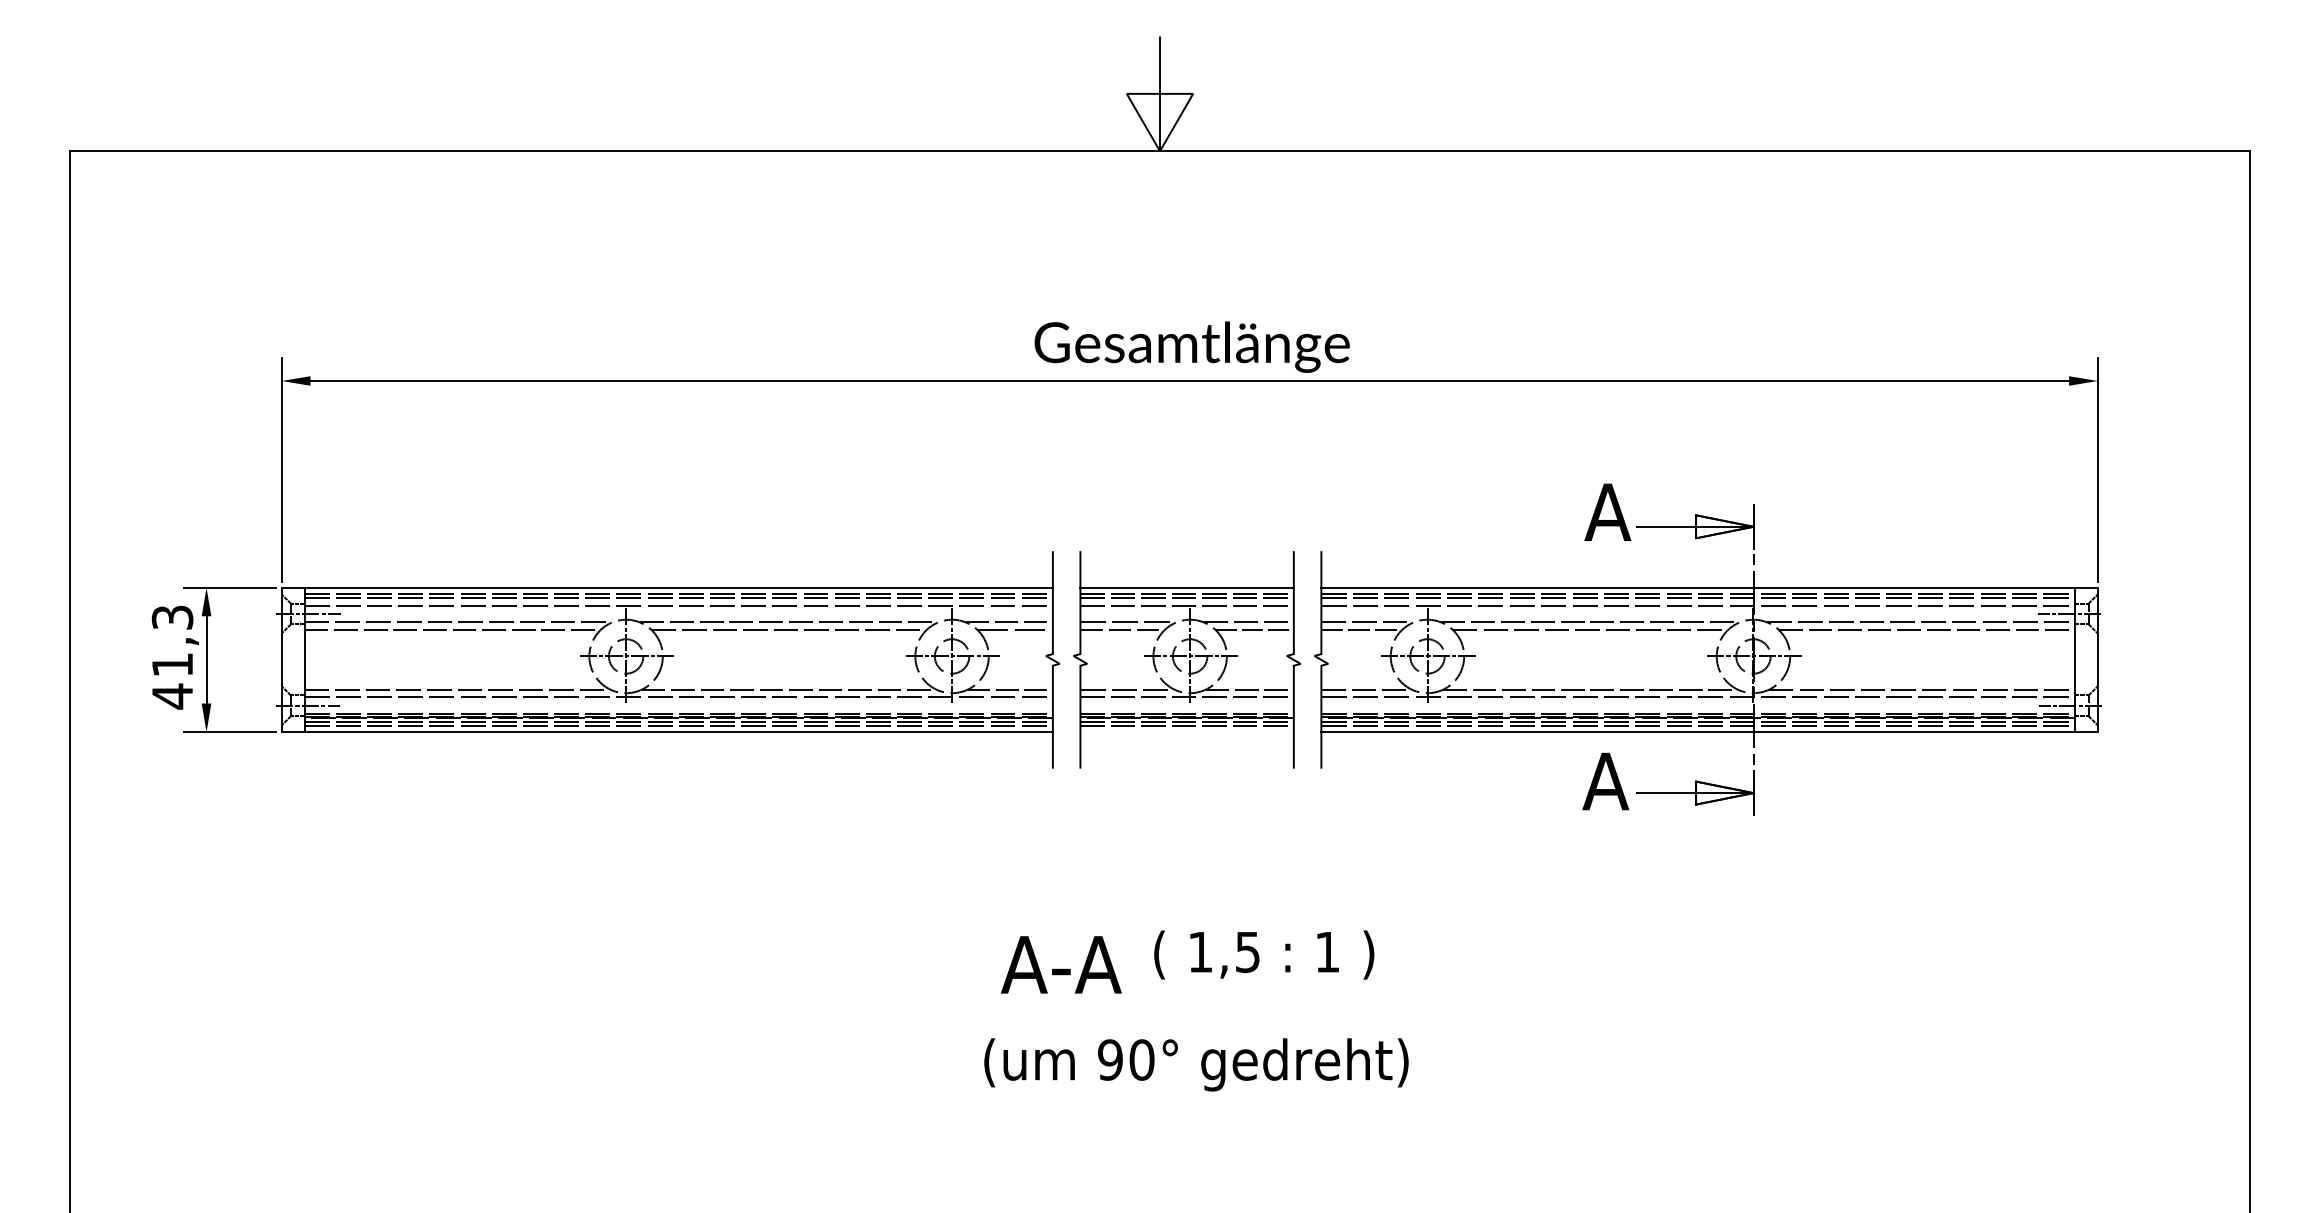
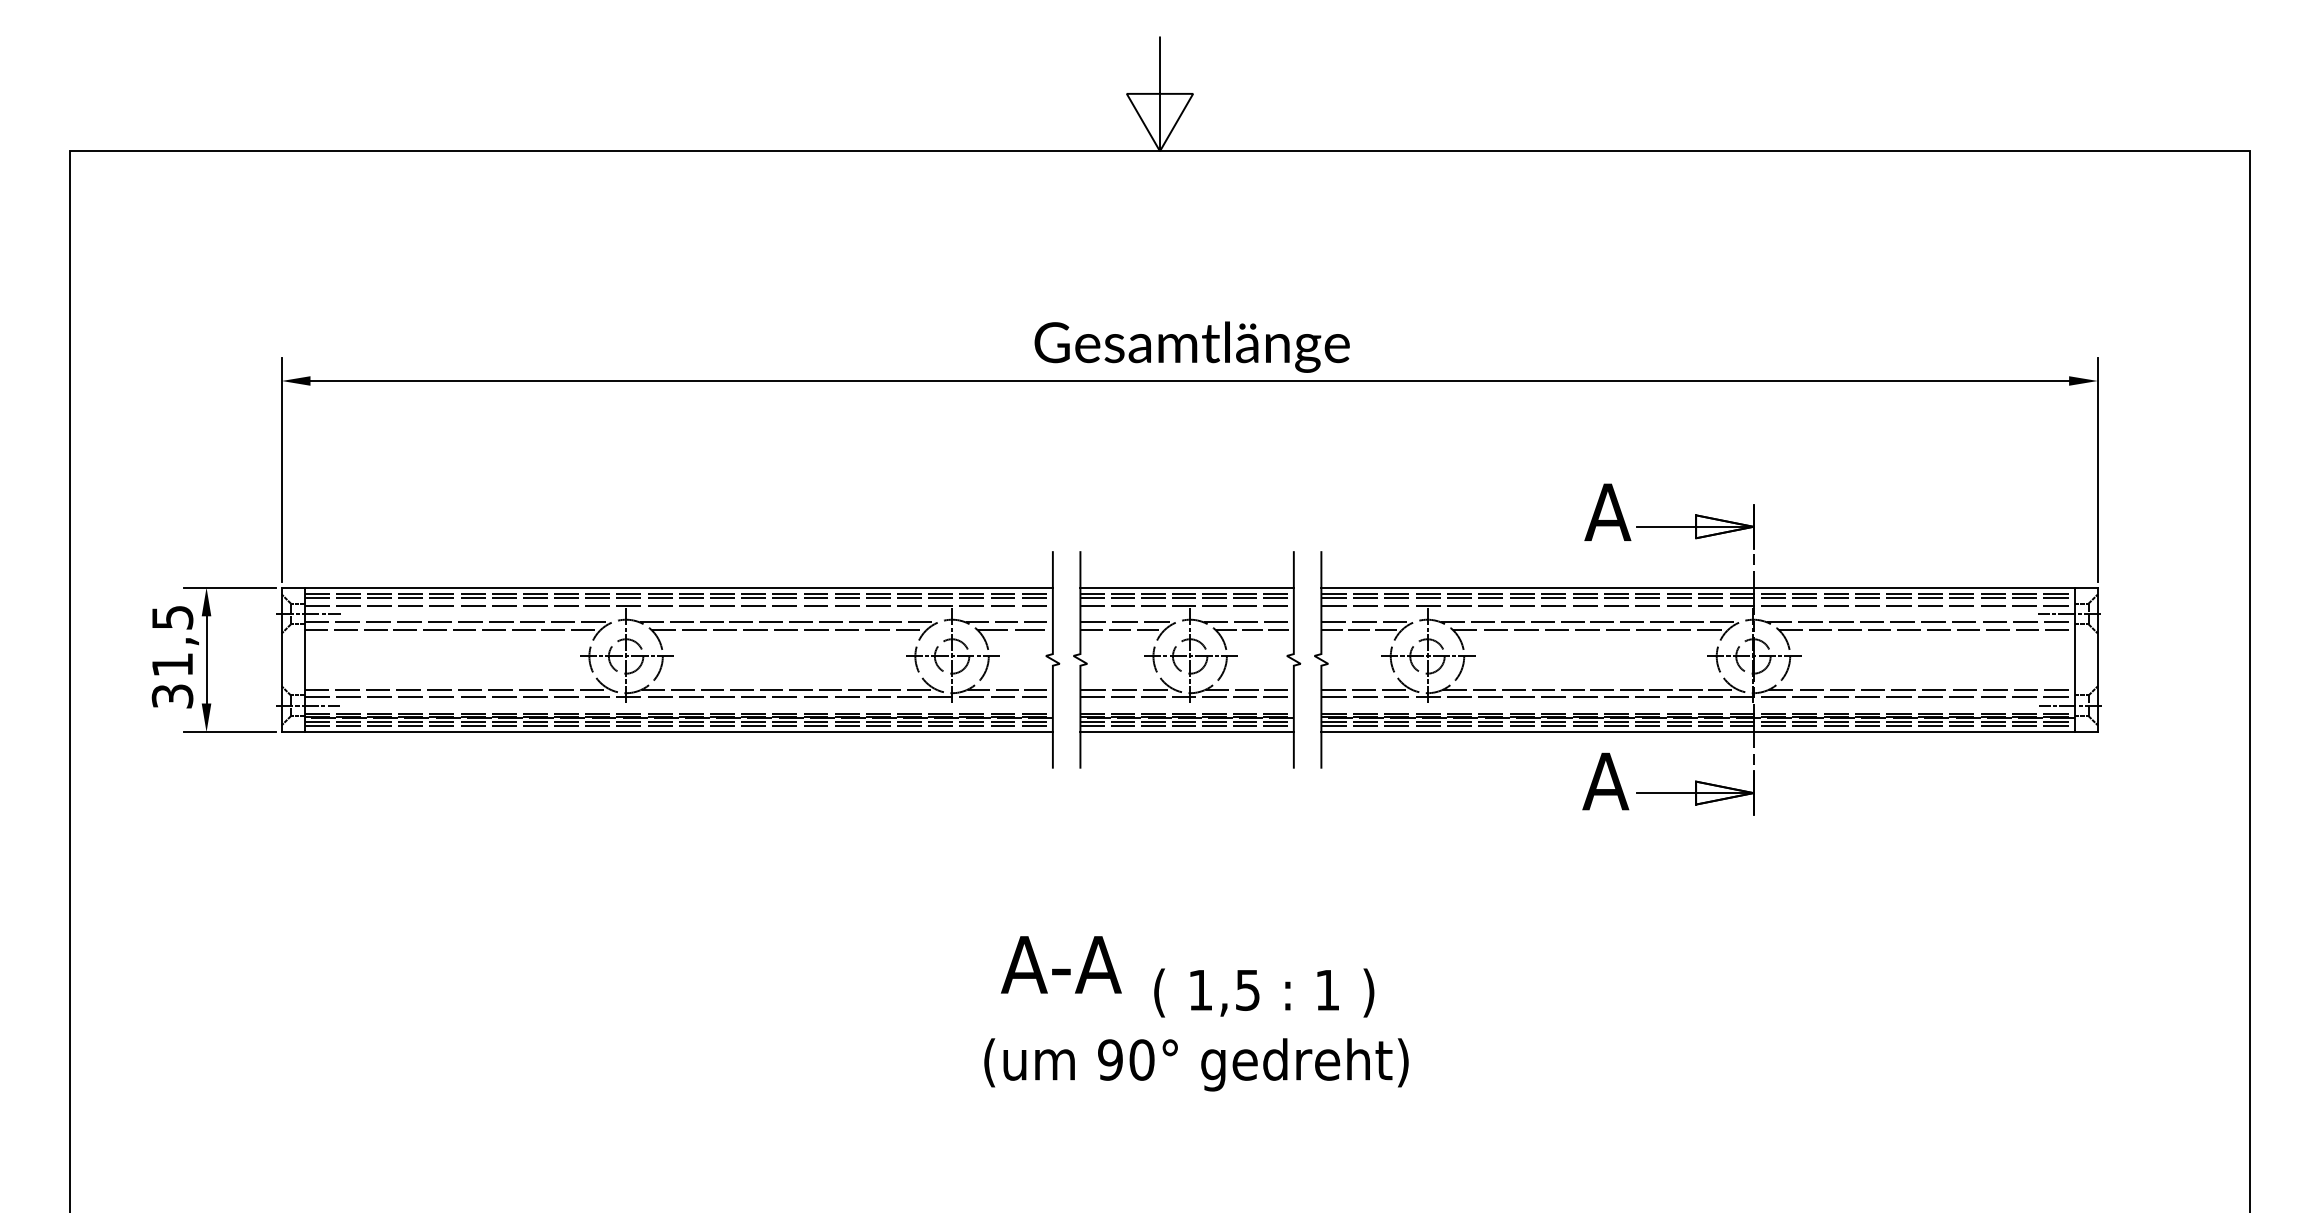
text: 41,3 -> 31,5 (172, 657)
line: none -> present (1186, 732)
text position: (1264, 954) -> (1264, 992) (1264, 992)
